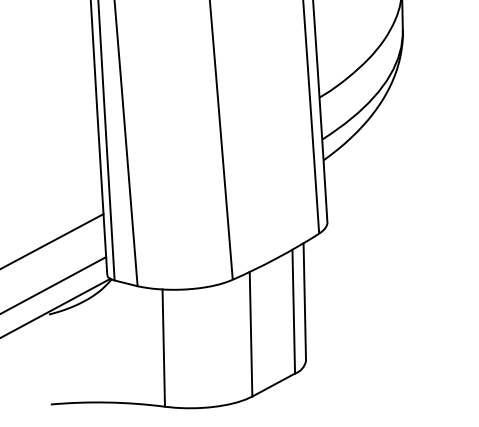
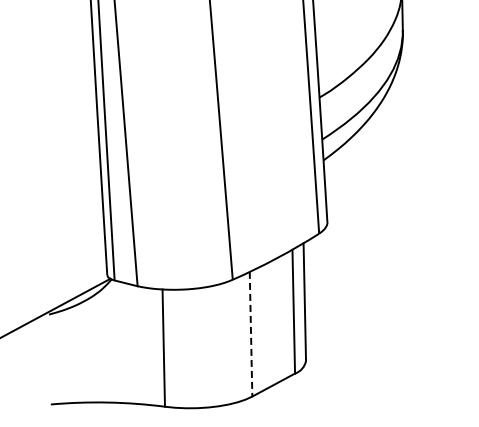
line: present -> none (52, 241)
line: present -> none (54, 285)
line: solid -> dashed (251, 334)
